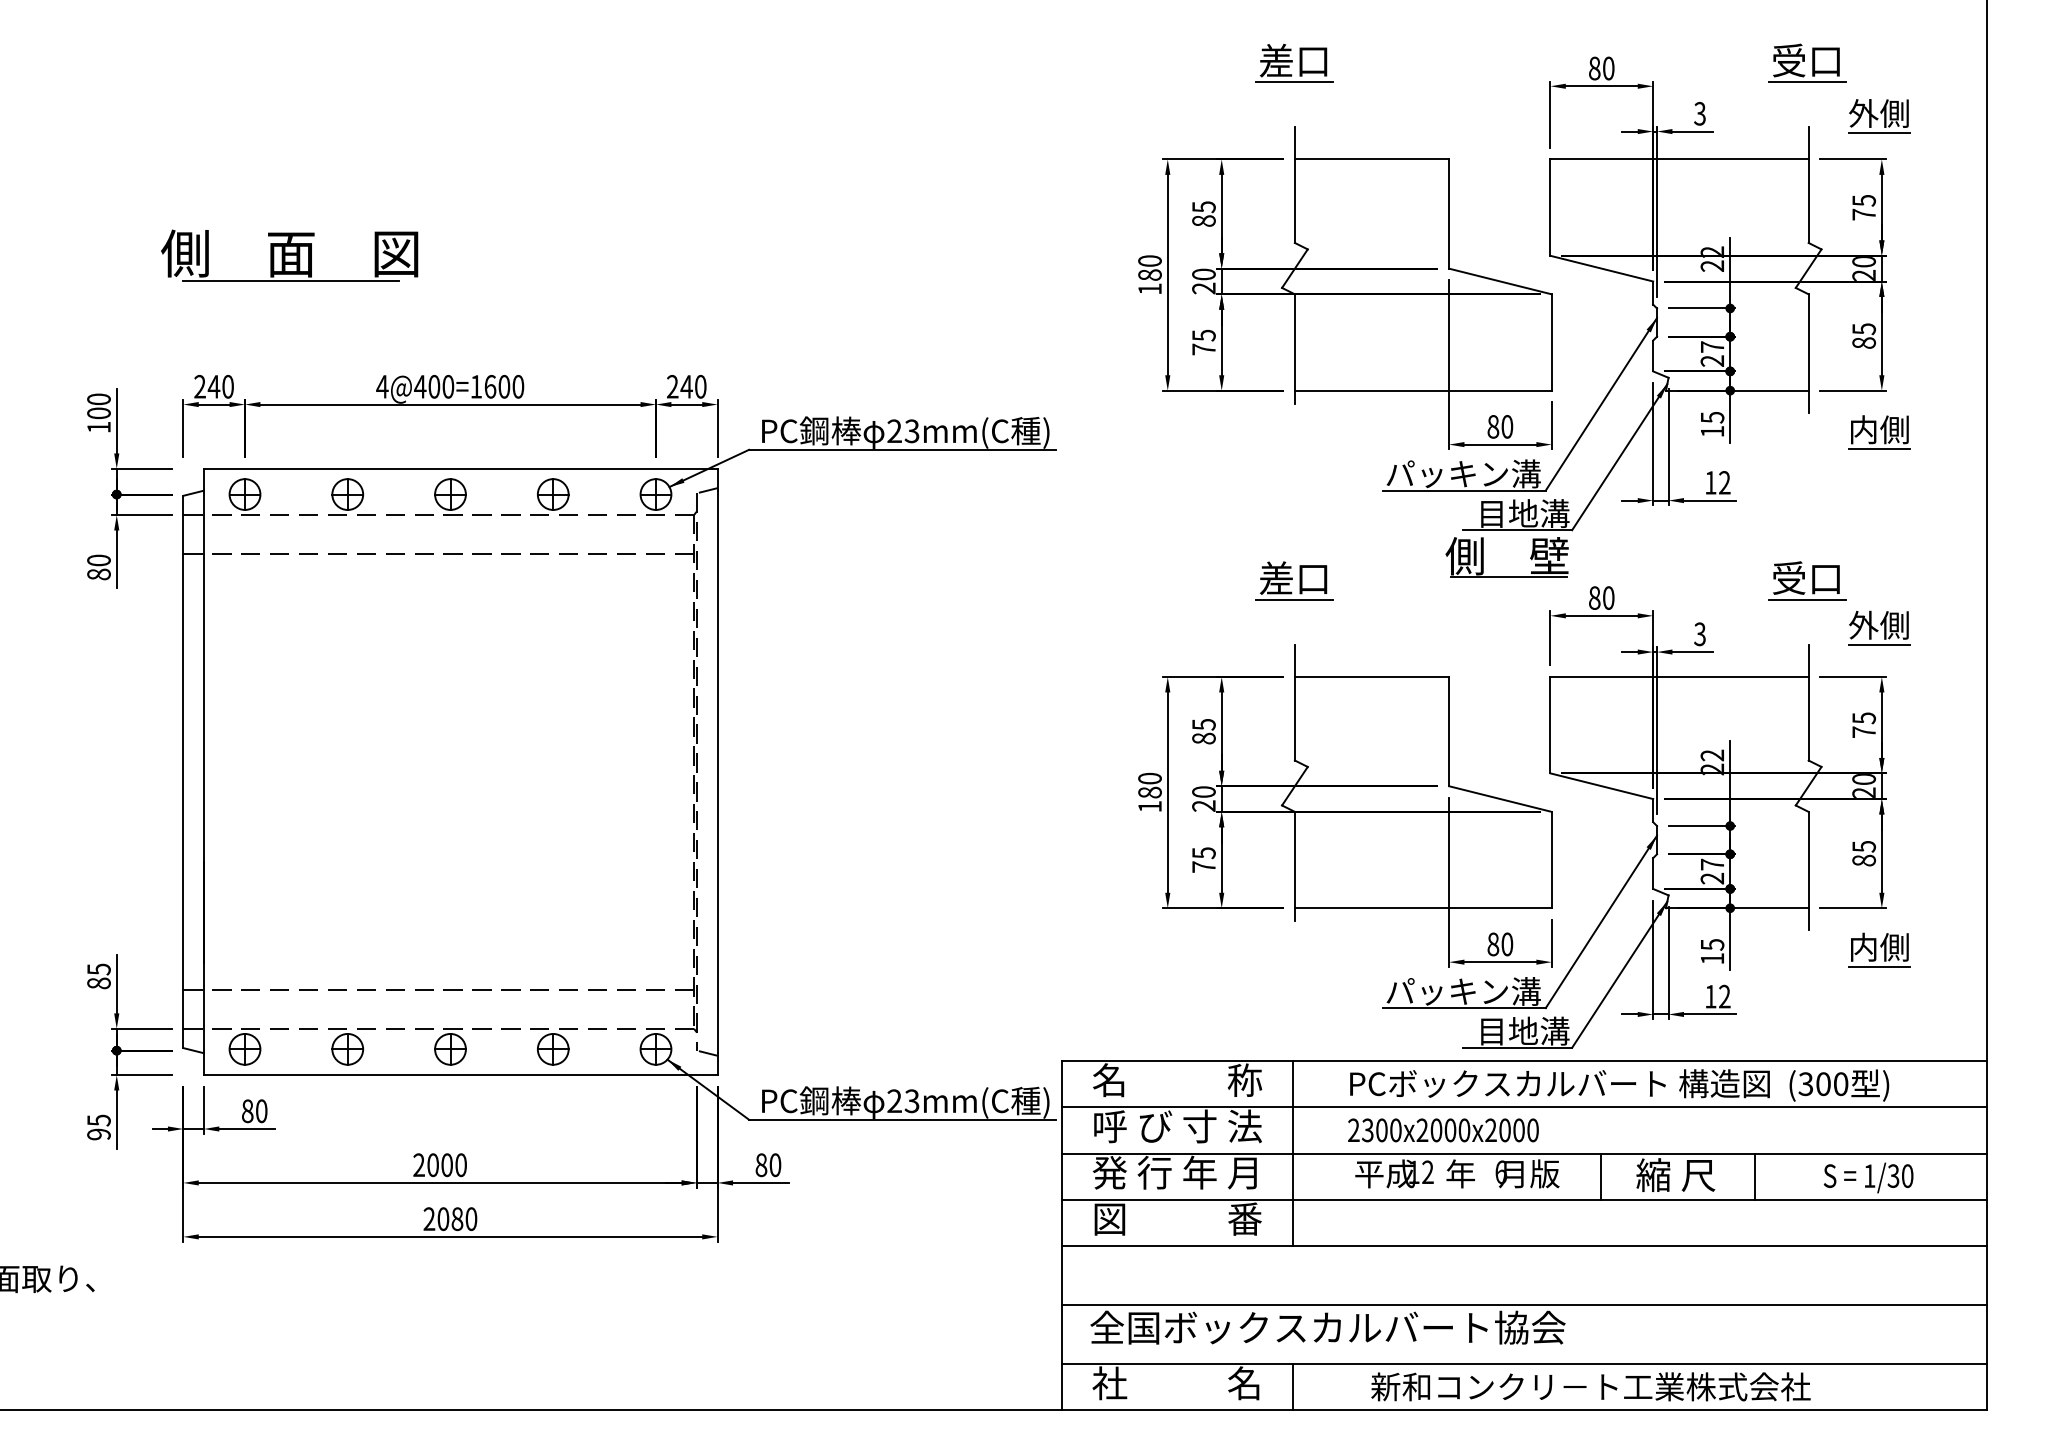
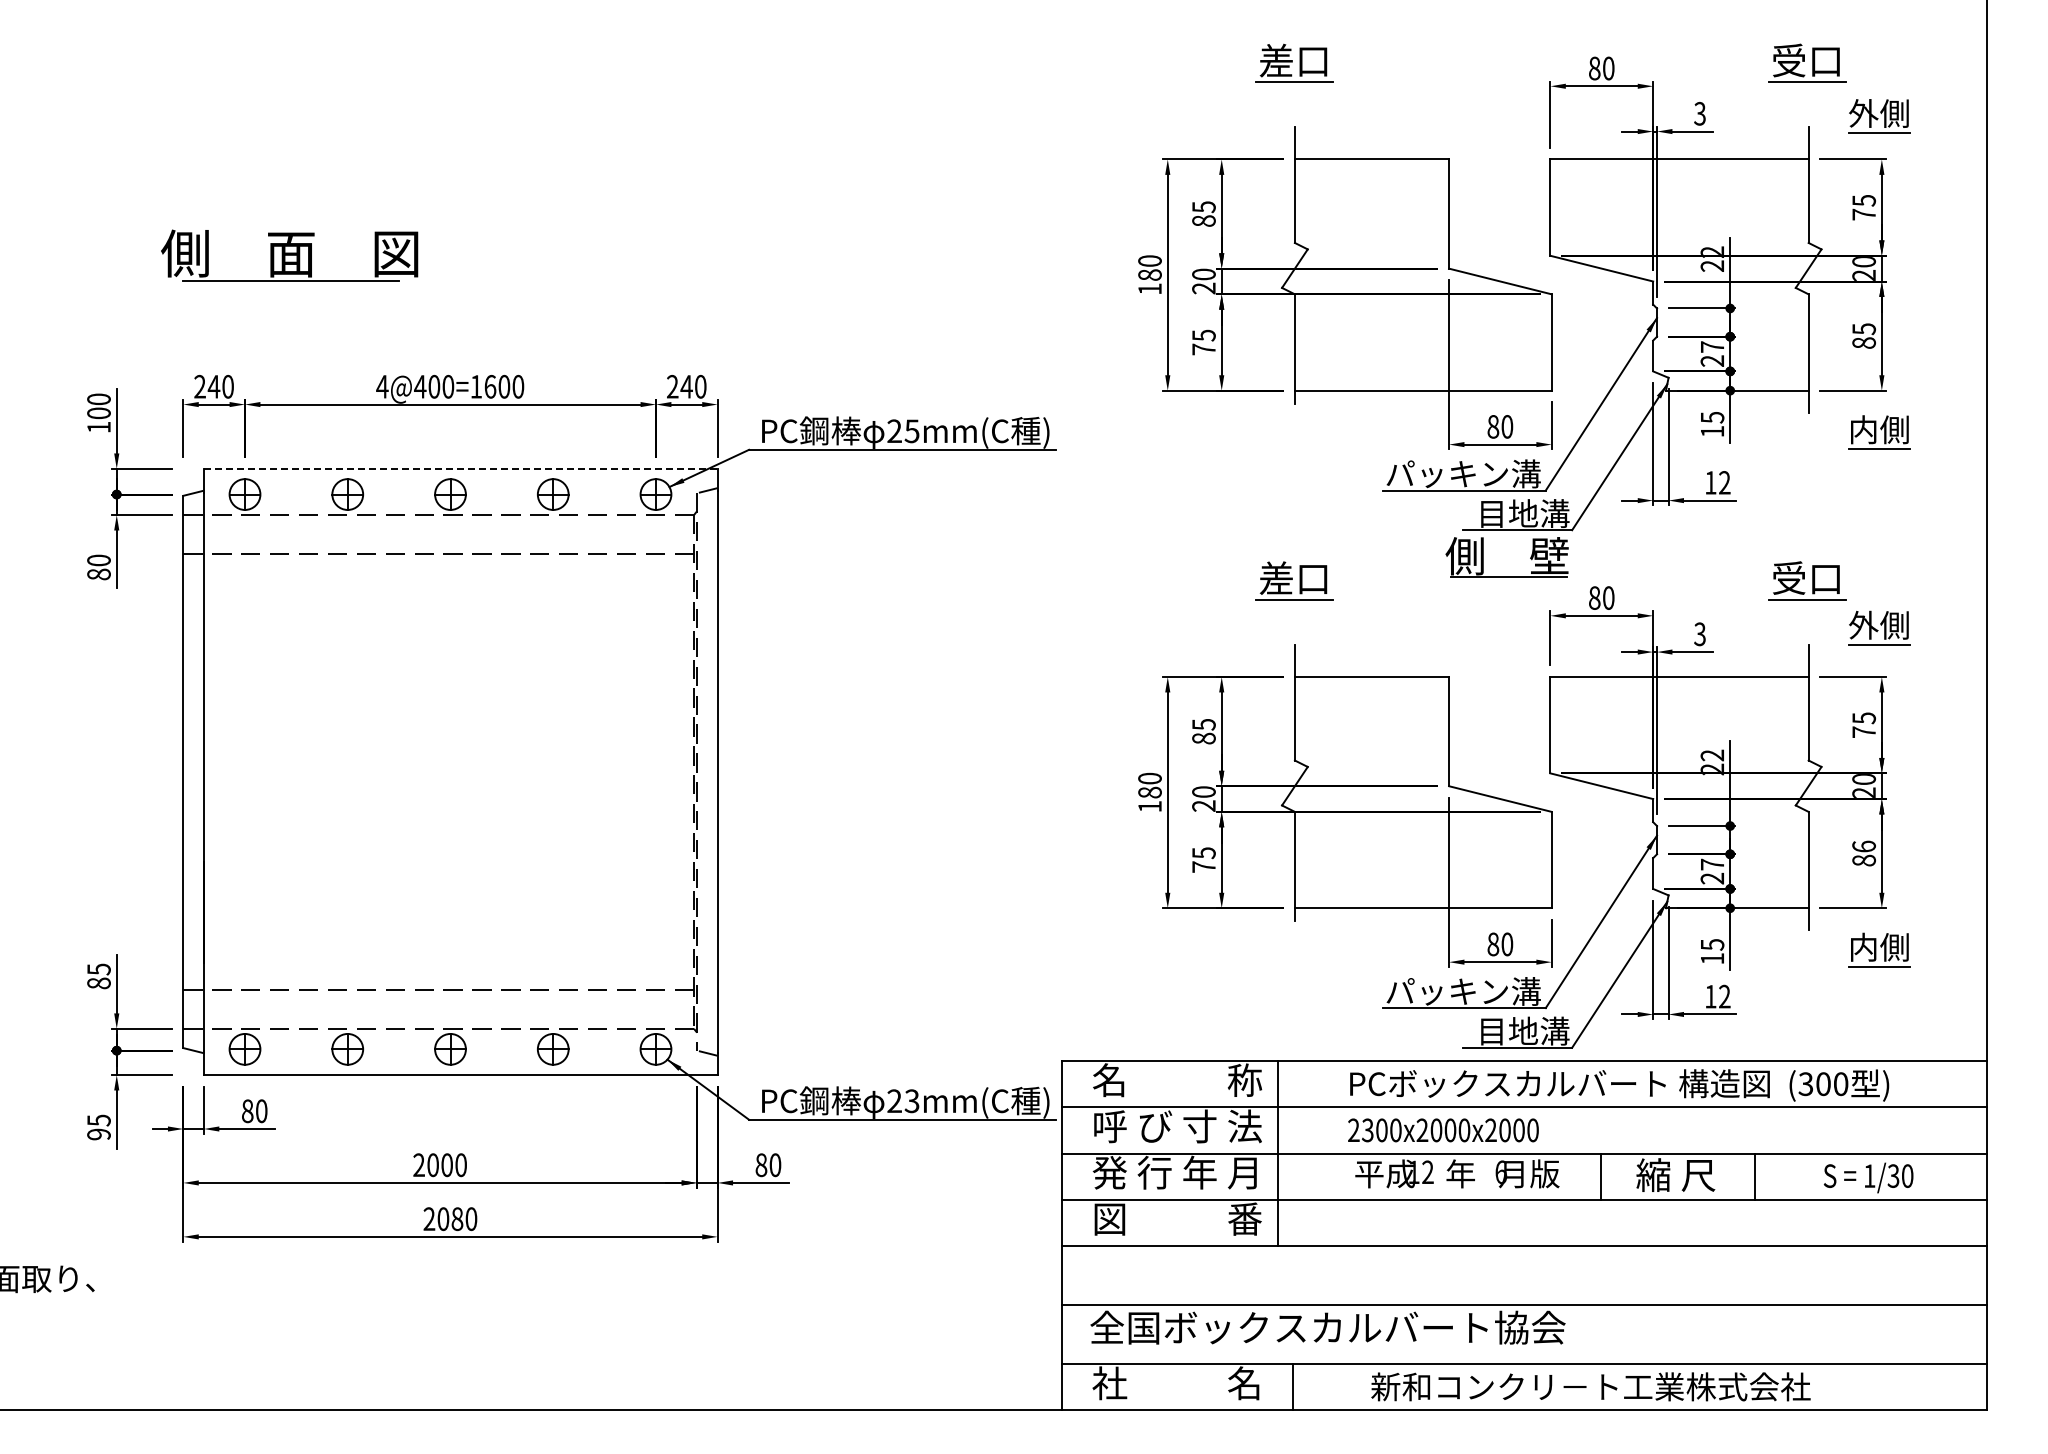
text: 23mm(C -> 25mm(C (912, 430)
line: solid -> dashed (460, 468)
text: 85 -> 86 (1863, 846)
line position: (1293, 1153) -> (1278, 1153) (1278, 1153)
